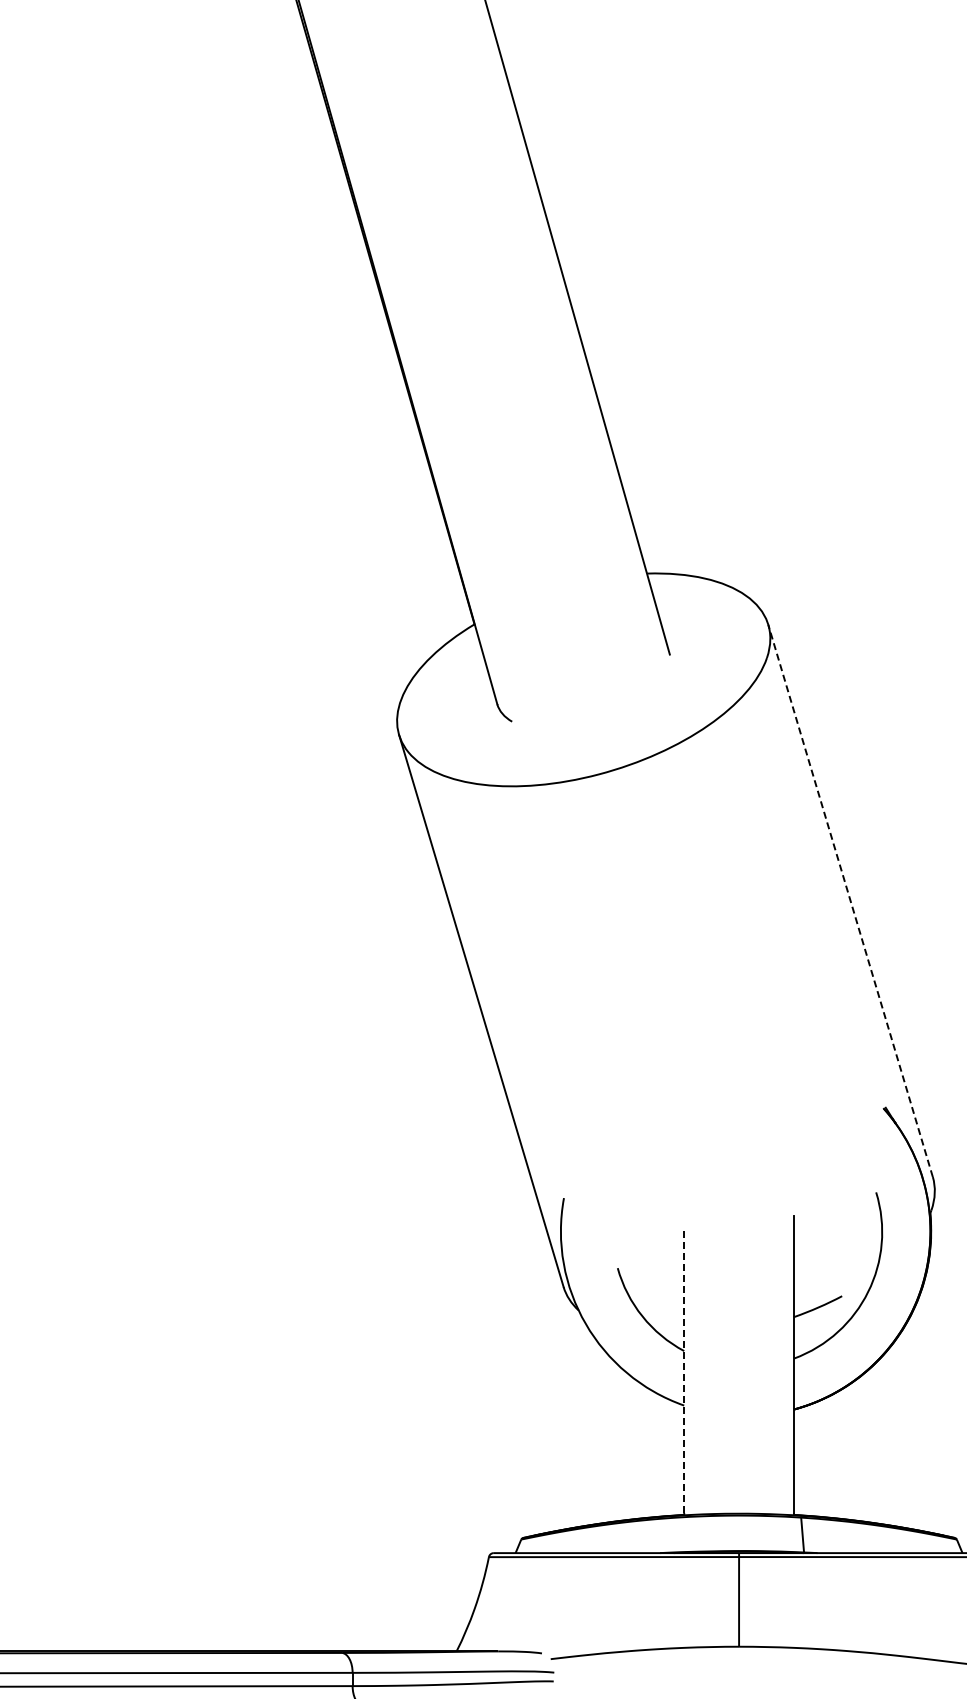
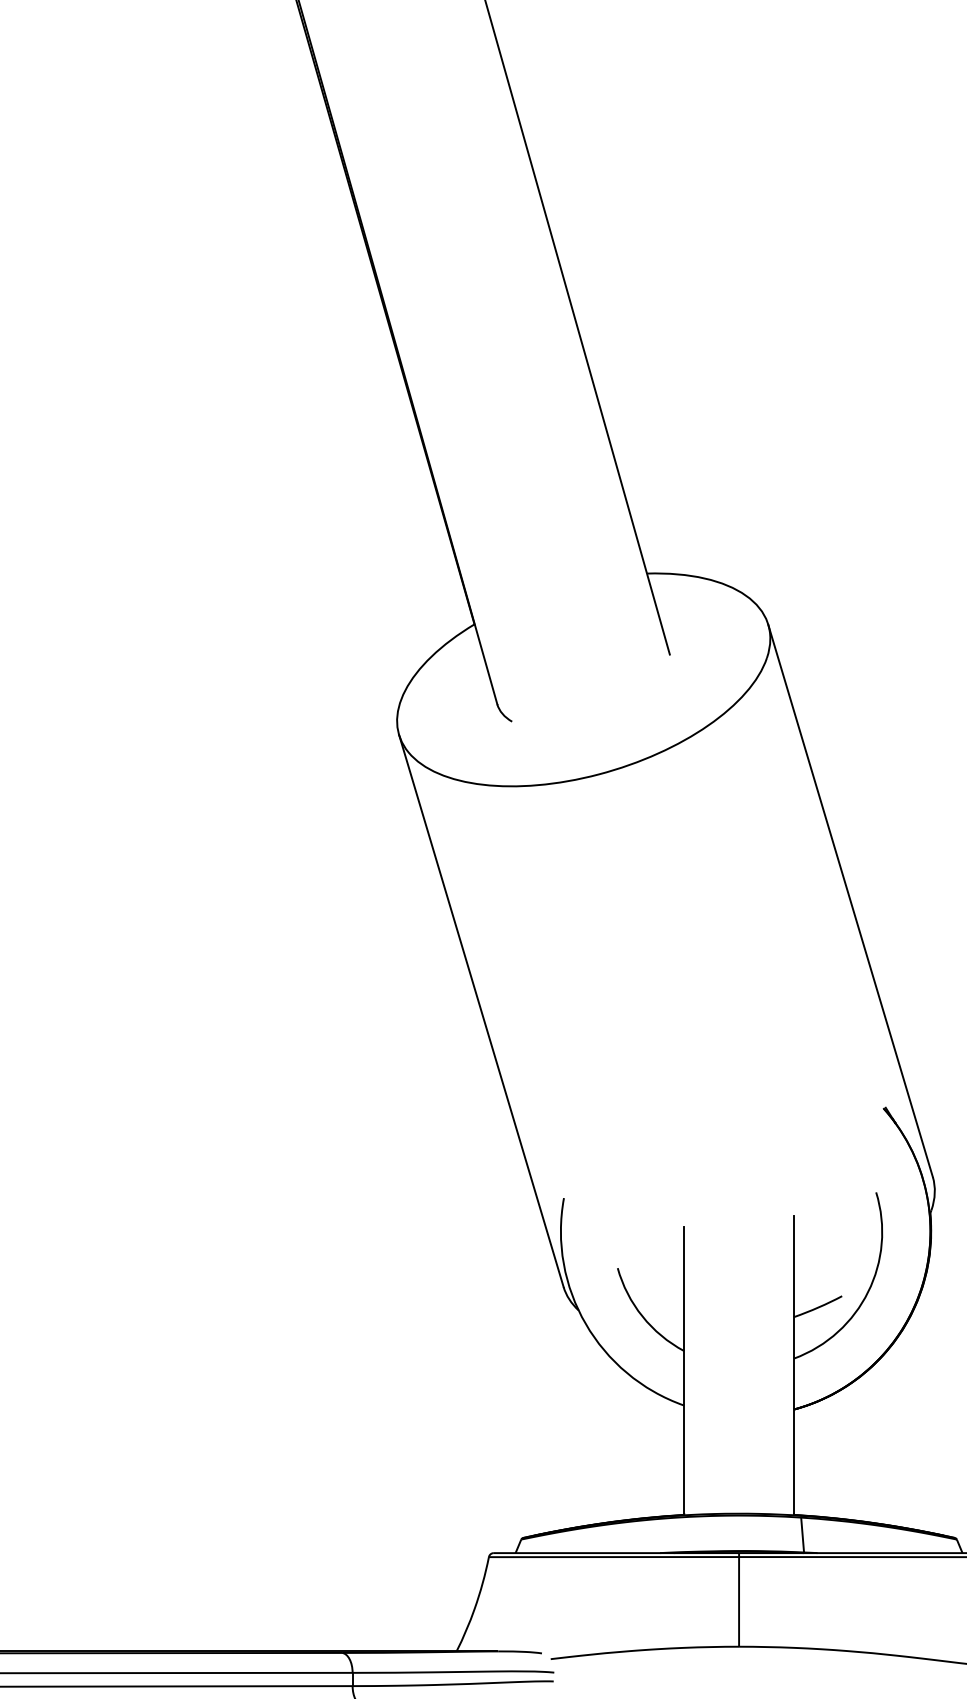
line: dashed -> solid (850, 900)
line: dashed -> solid (684, 1370)
